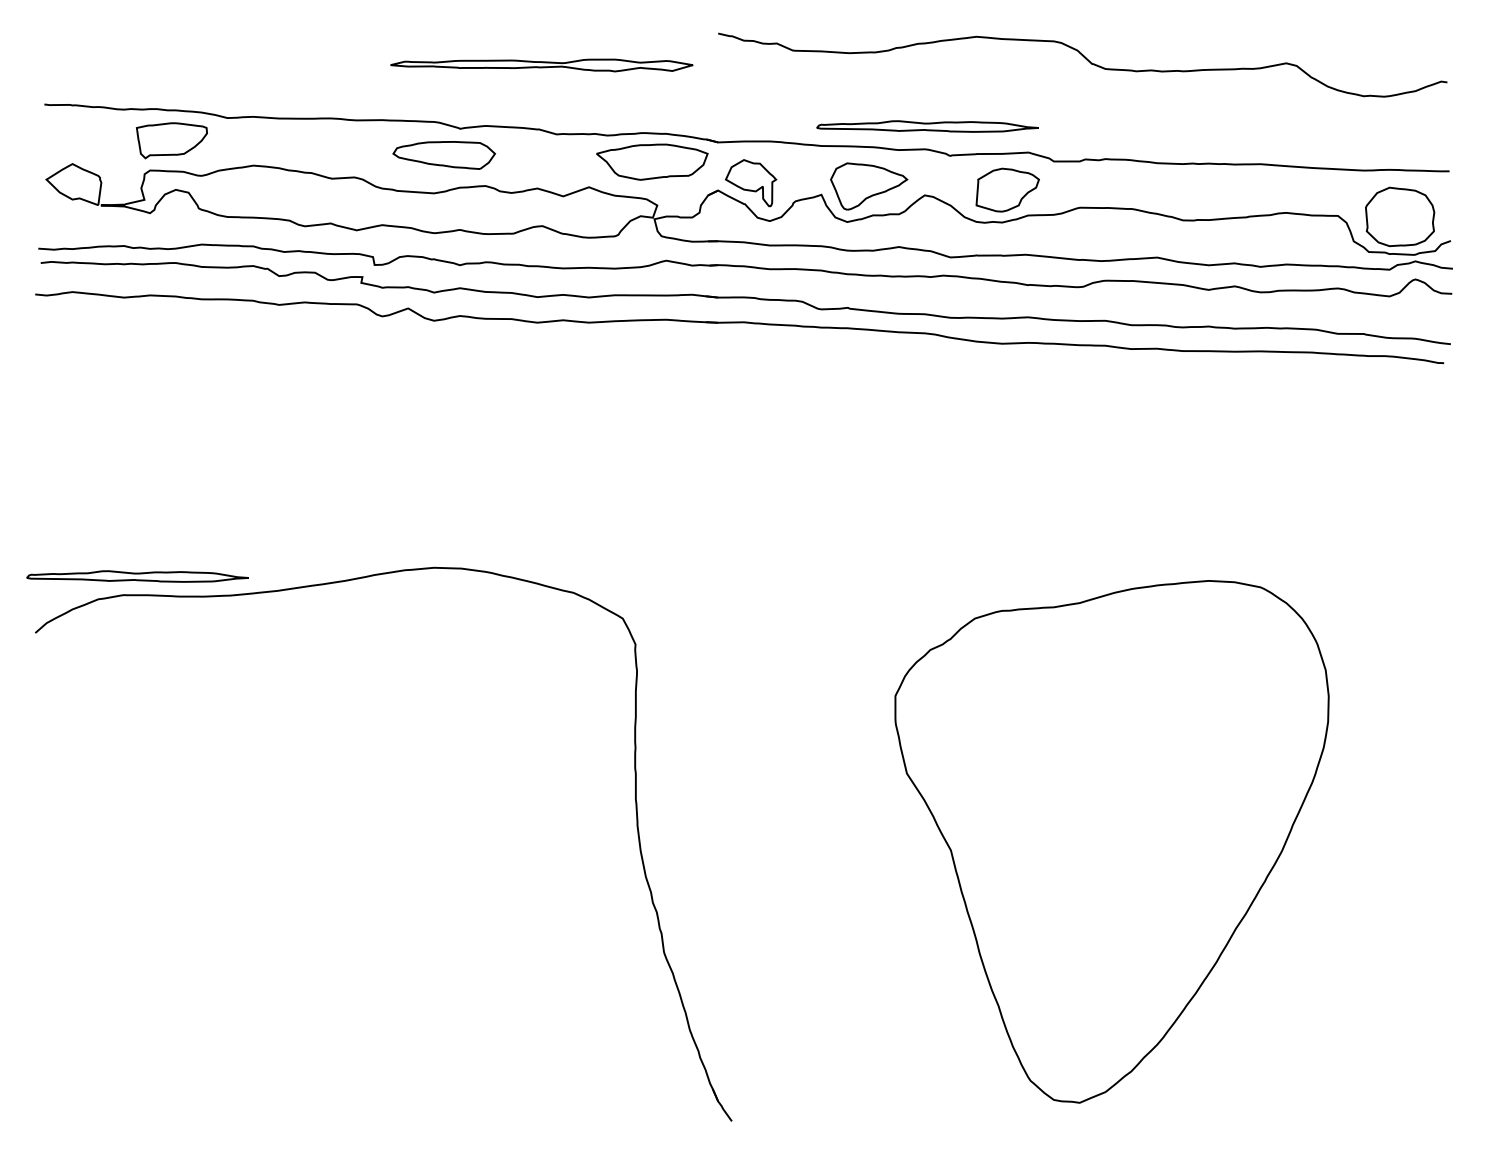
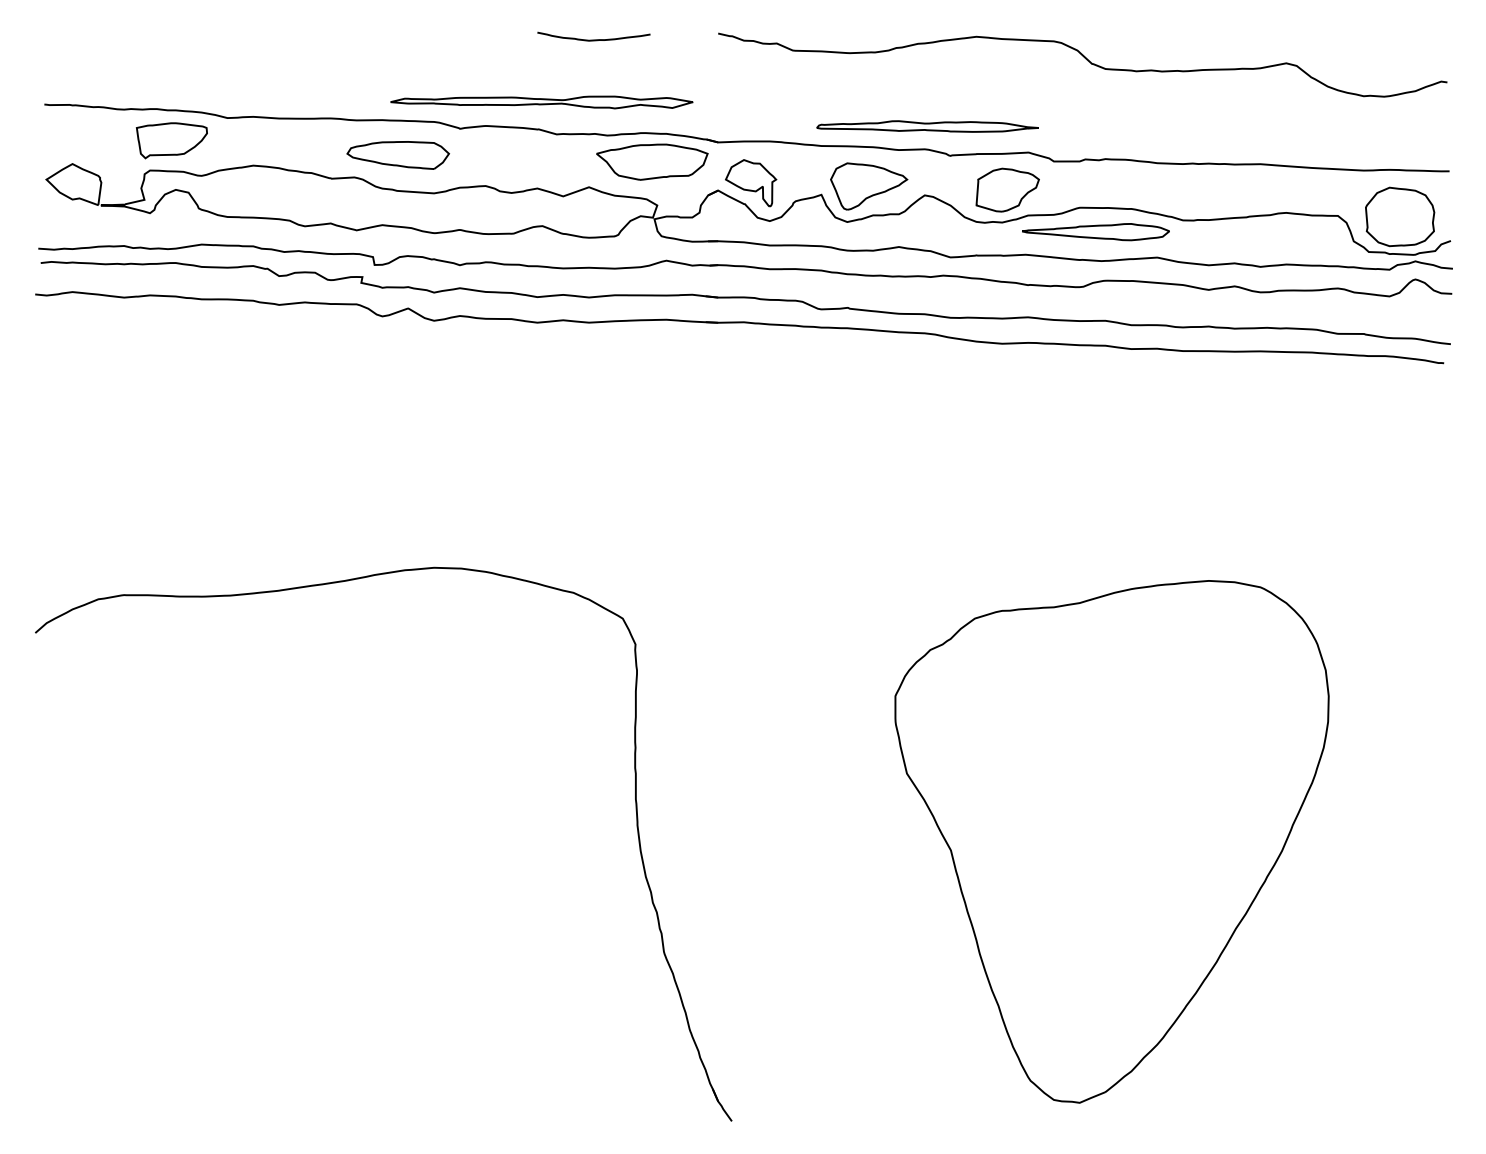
curve: none -> present (593, 39)
part position: (541, 65) -> (541, 102) (541, 102)
part position: (443, 155) -> (397, 155) (397, 155)
part: none -> present (1095, 232)
part: present -> none (137, 576)
